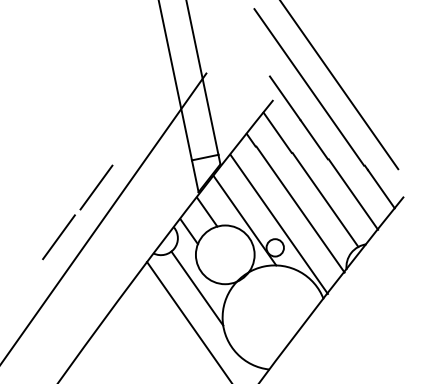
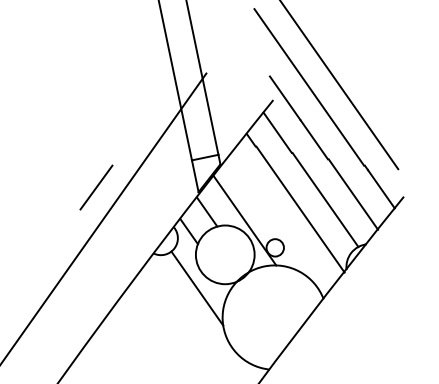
line: present -> none (278, 223)
line: present -> none (58, 237)
line: present -> none (188, 321)
